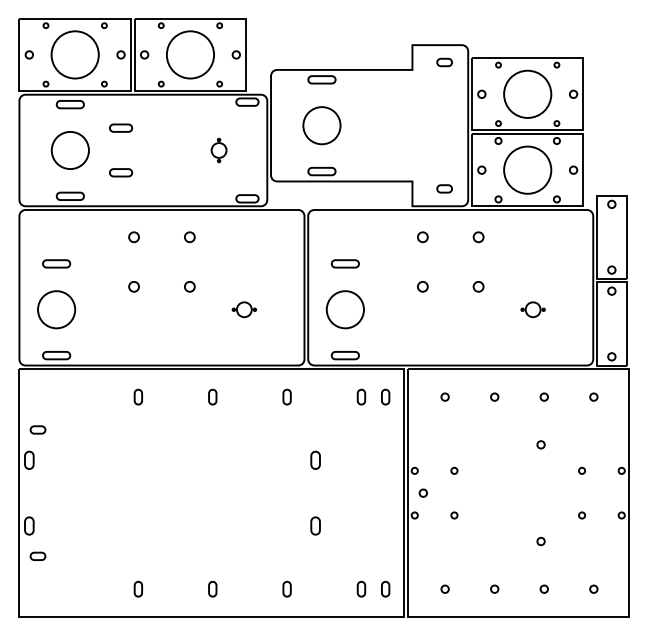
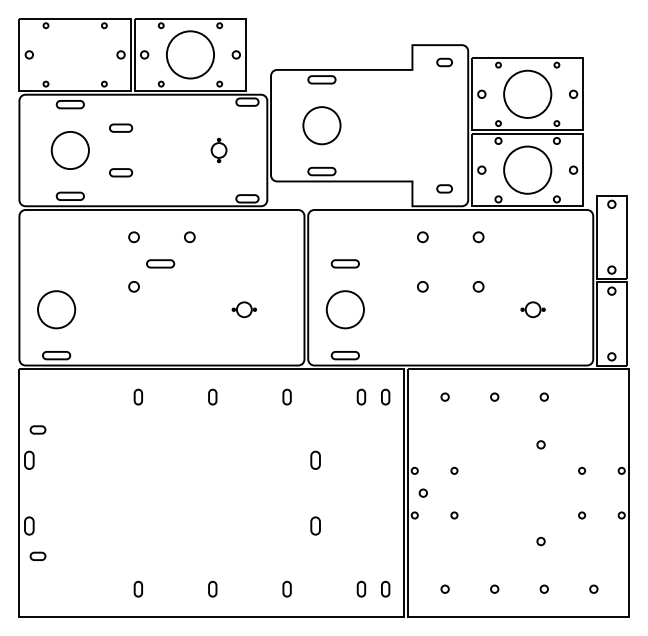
part: present -> none (74, 54)
part position: (56, 263) -> (160, 263) (160, 263)
part: present -> none (189, 286)
part: present -> none (593, 396)
